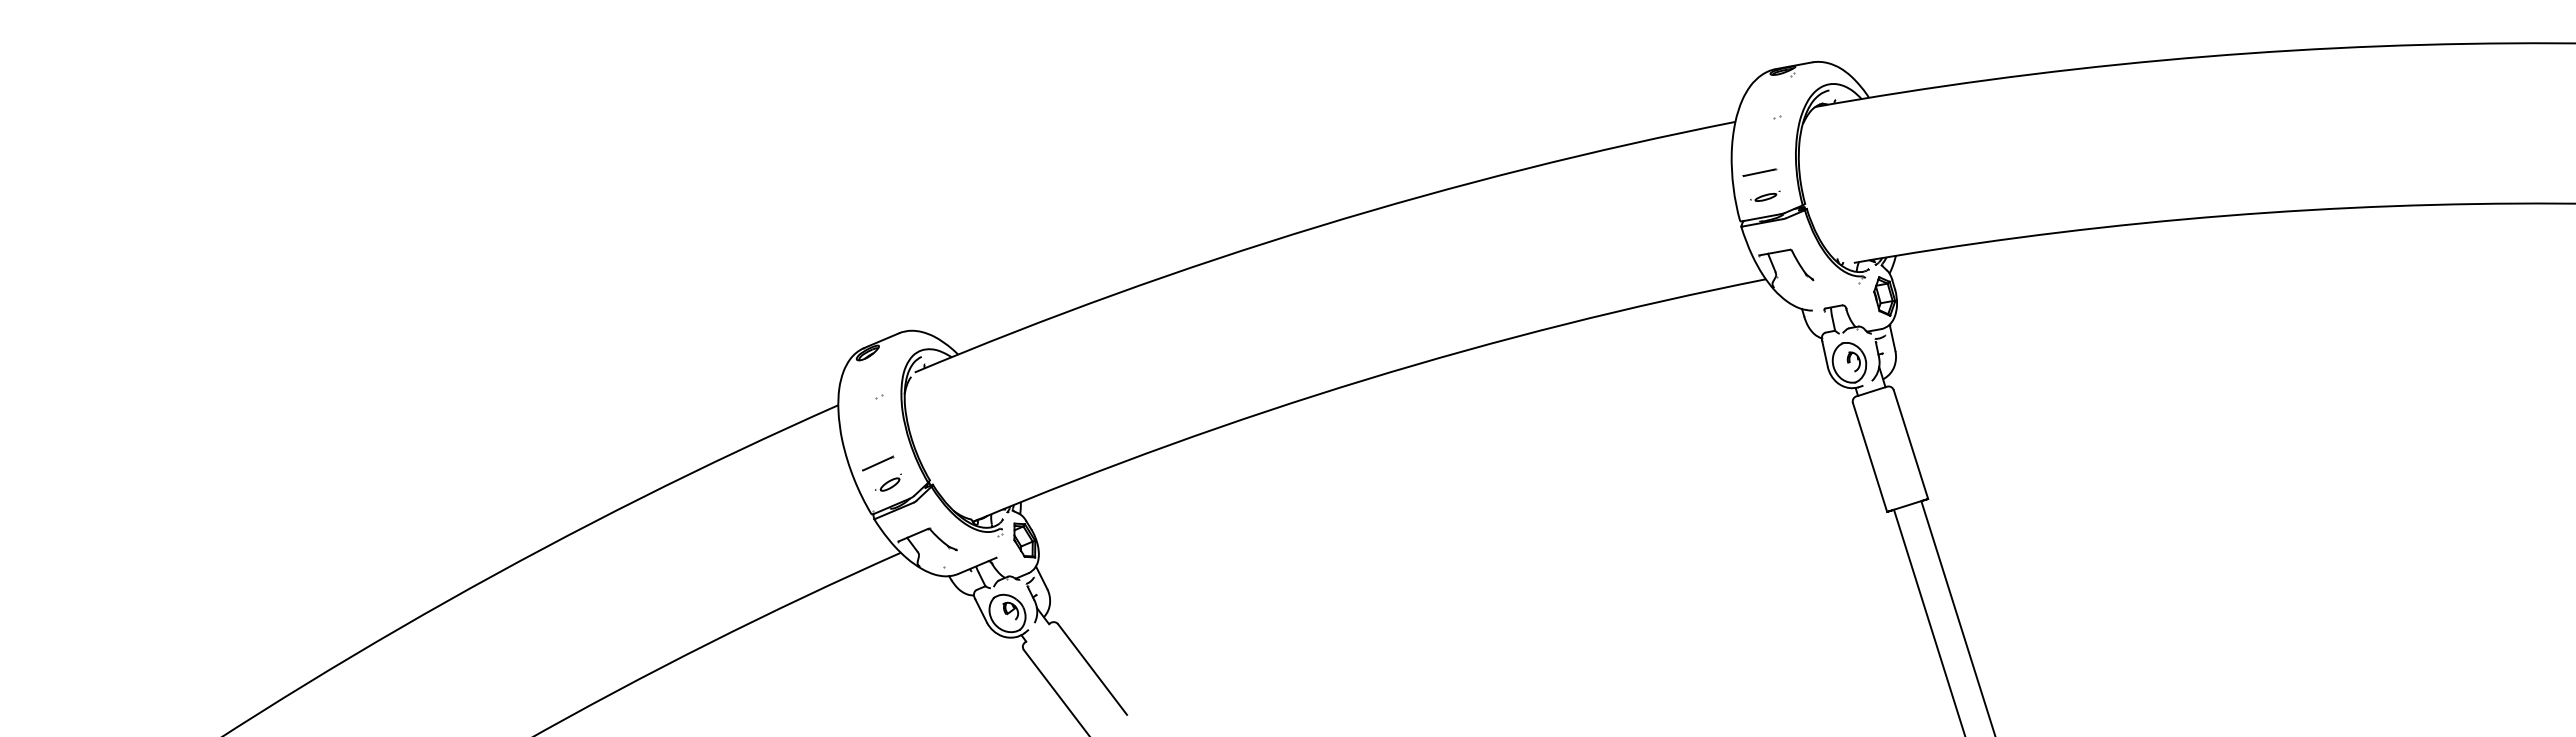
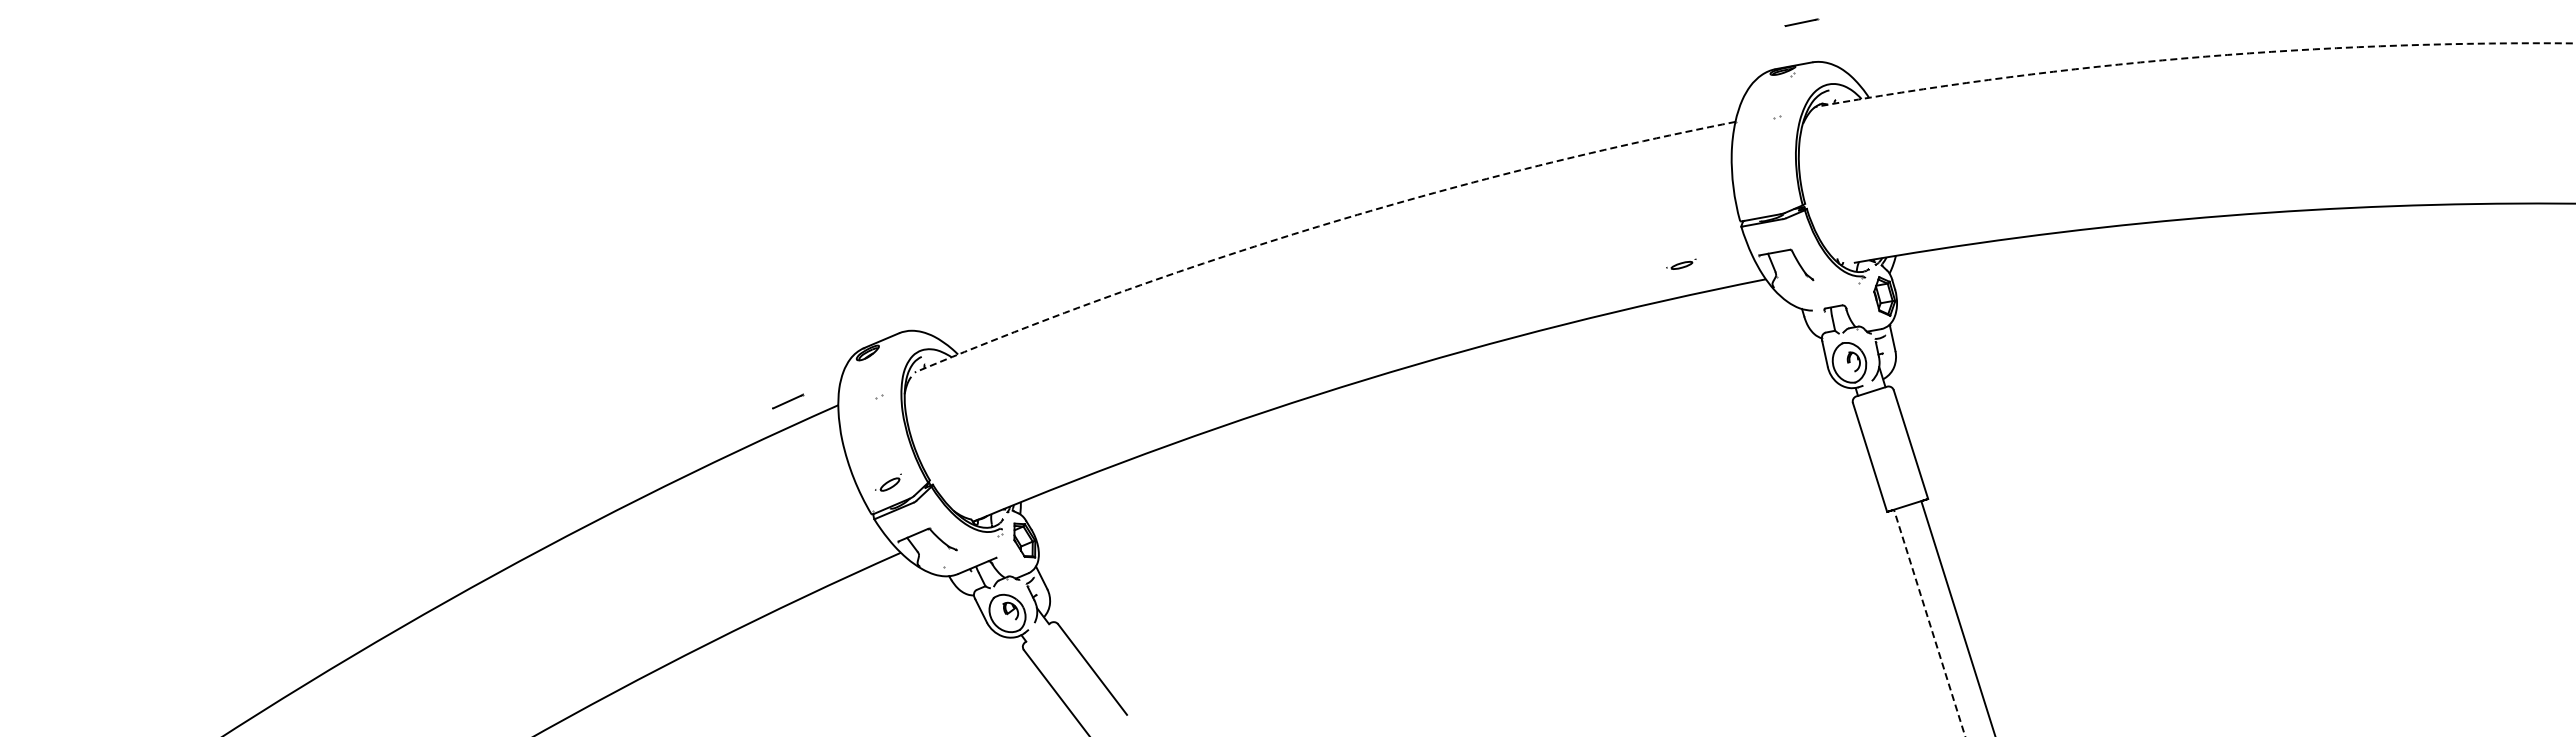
line: solid -> dashed (2194, 57)
line position: (1759, 172) -> (1801, 22) (1801, 22)
part position: (1765, 195) -> (1681, 263) (1681, 263)
line: solid -> dashed (1318, 226)
line position: (878, 463) -> (788, 401) (788, 401)
line: solid -> dashed (1929, 623)
